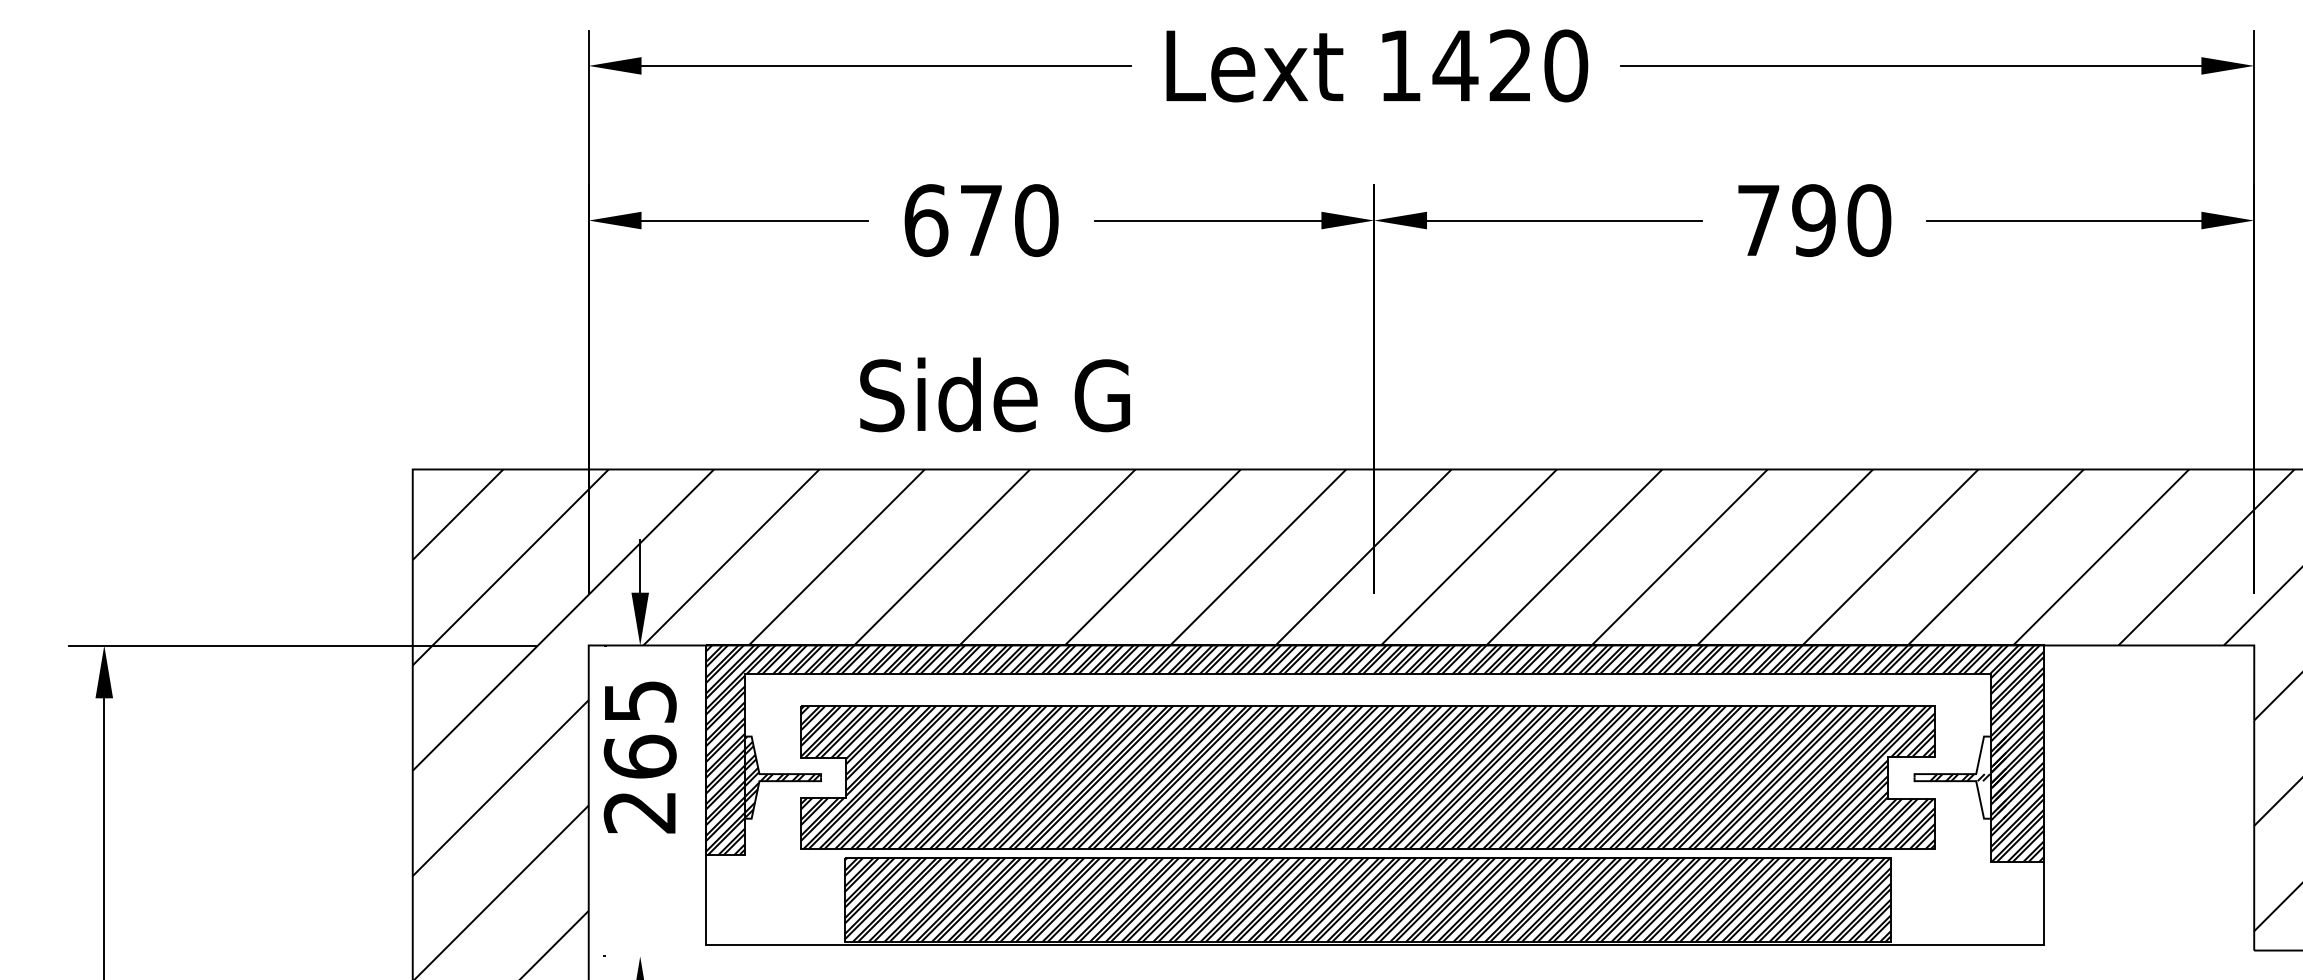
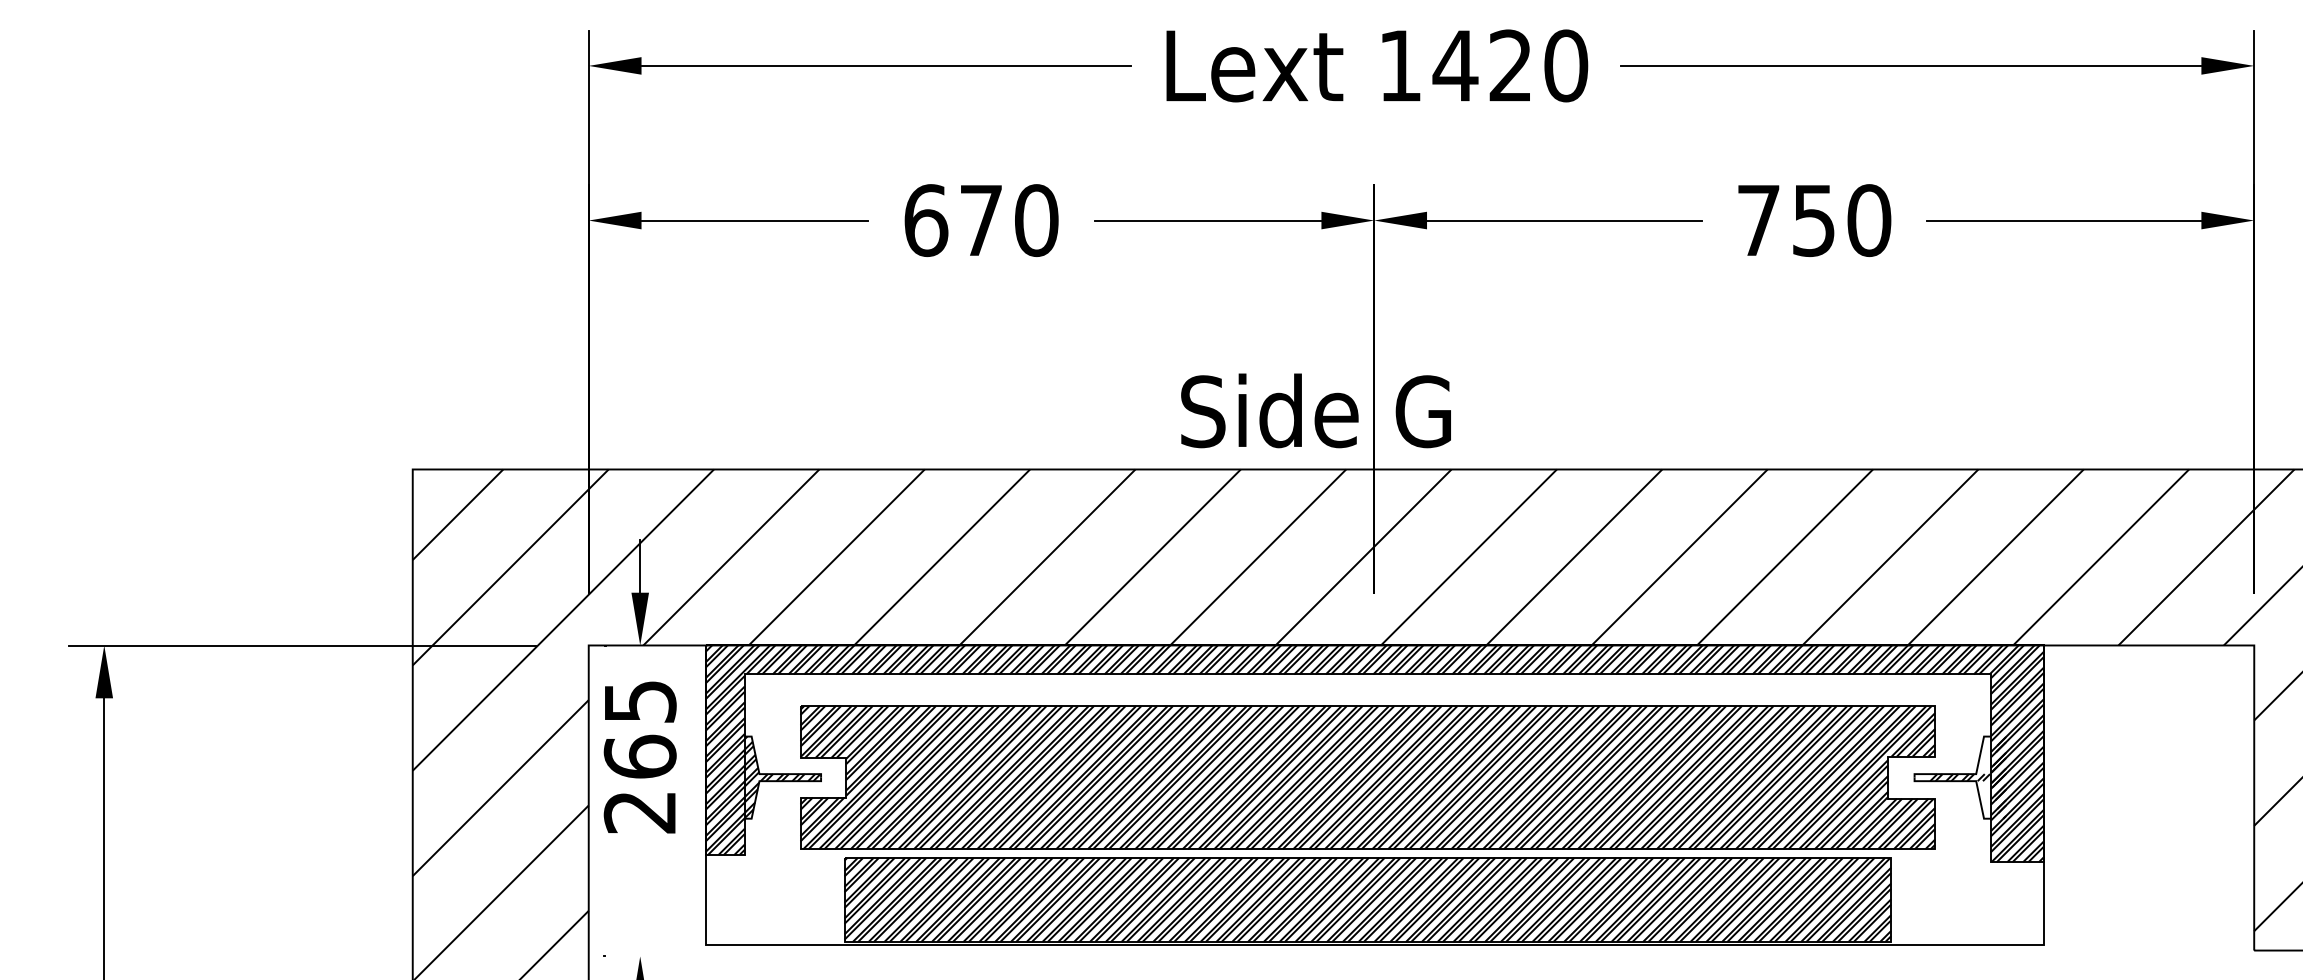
text: 790 -> 750 (1813, 220)
text position: (994, 394) -> (1315, 410) (1315, 410)
